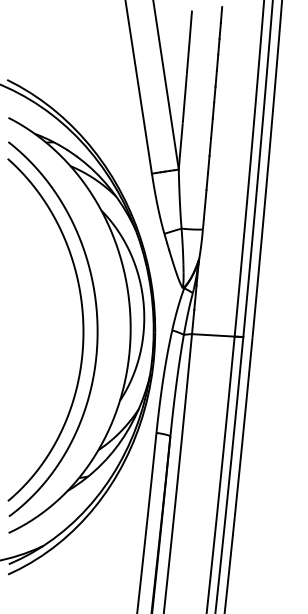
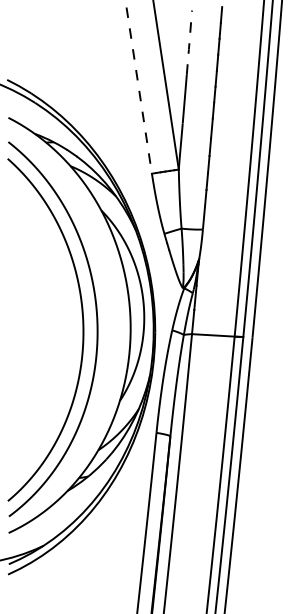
line: solid -> dashed (189, 42)
line: solid -> dashed (138, 86)
